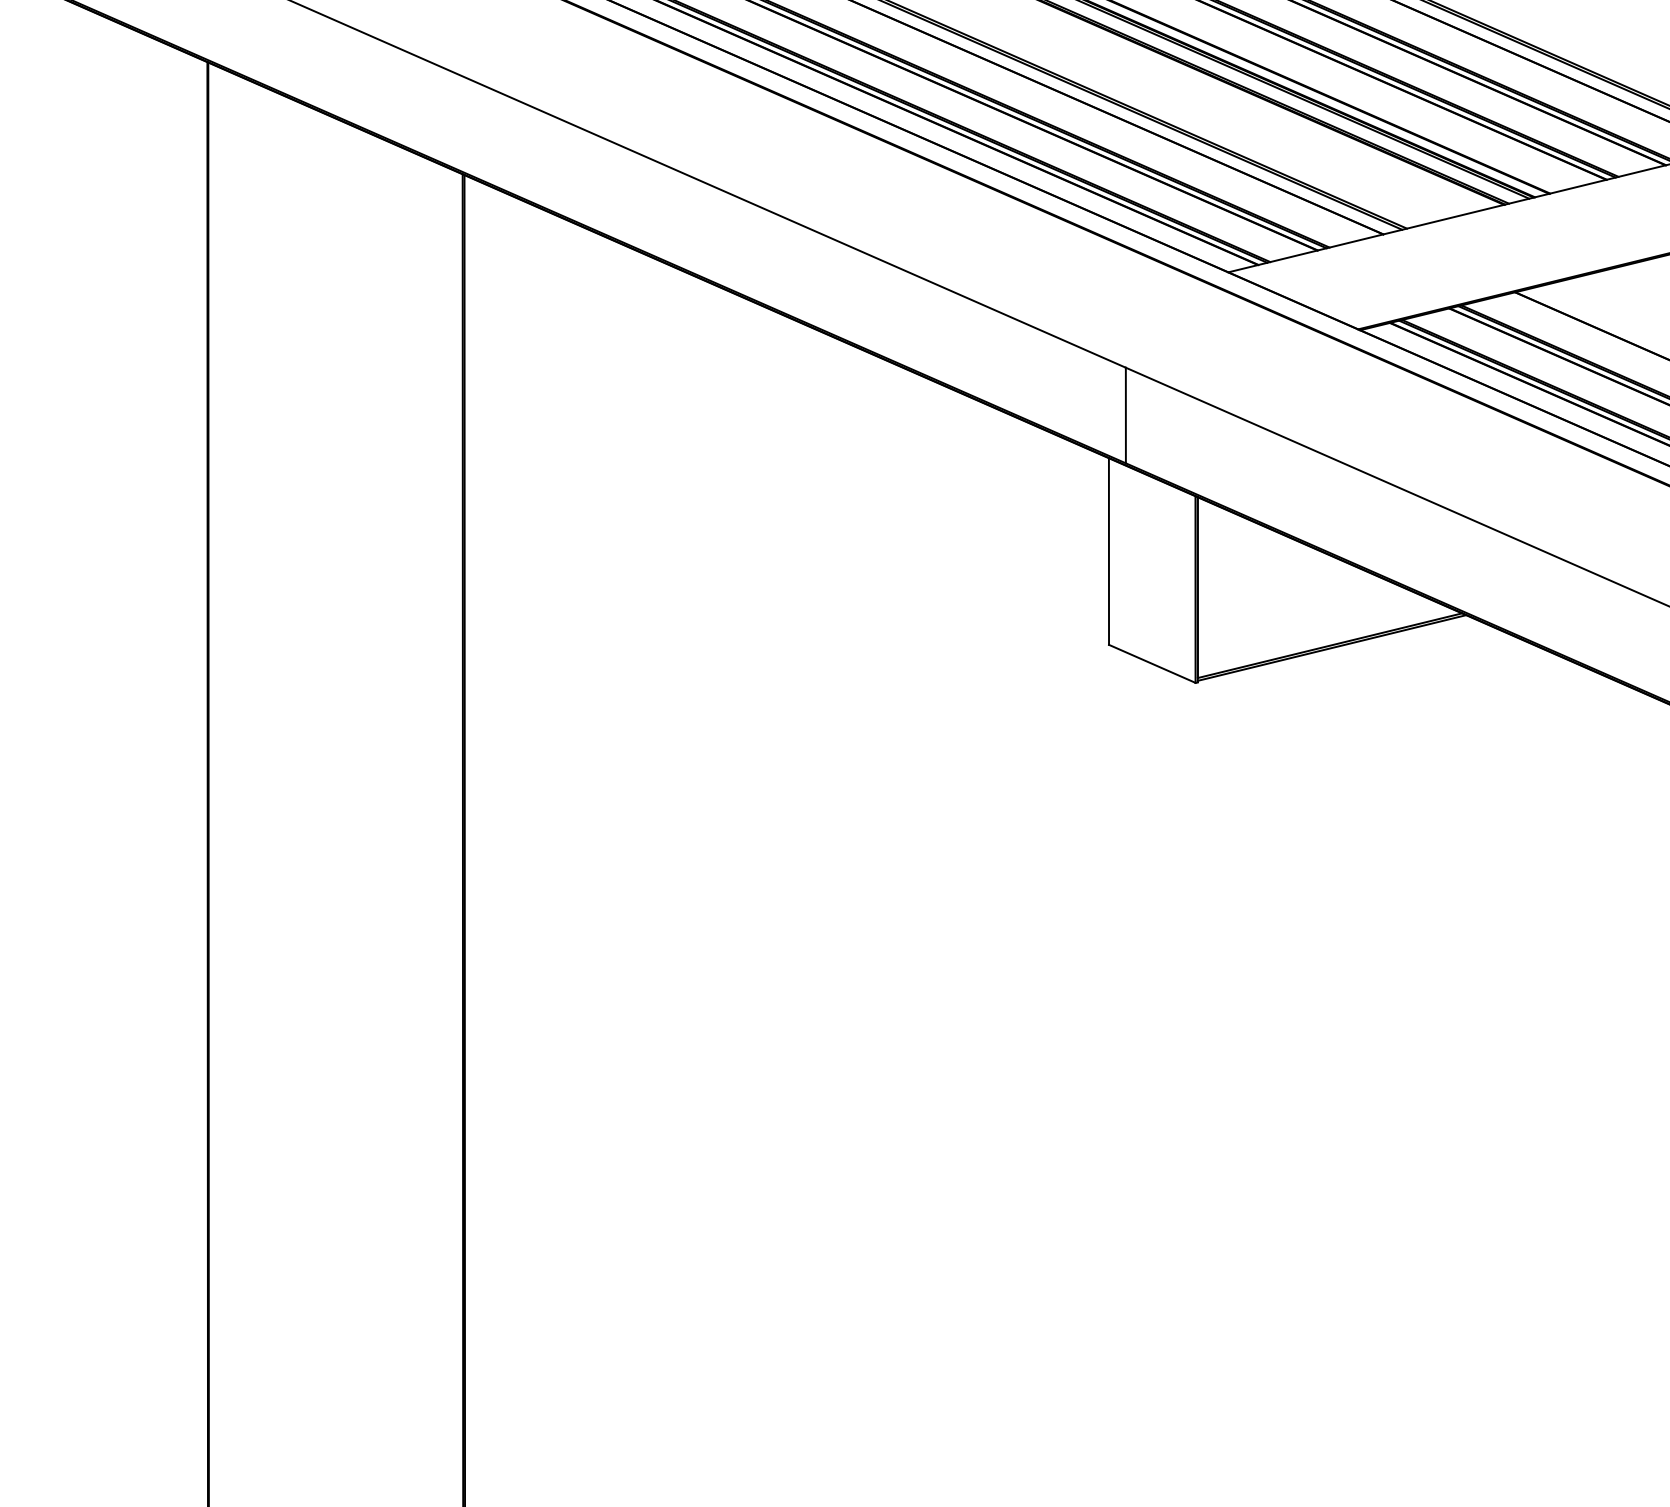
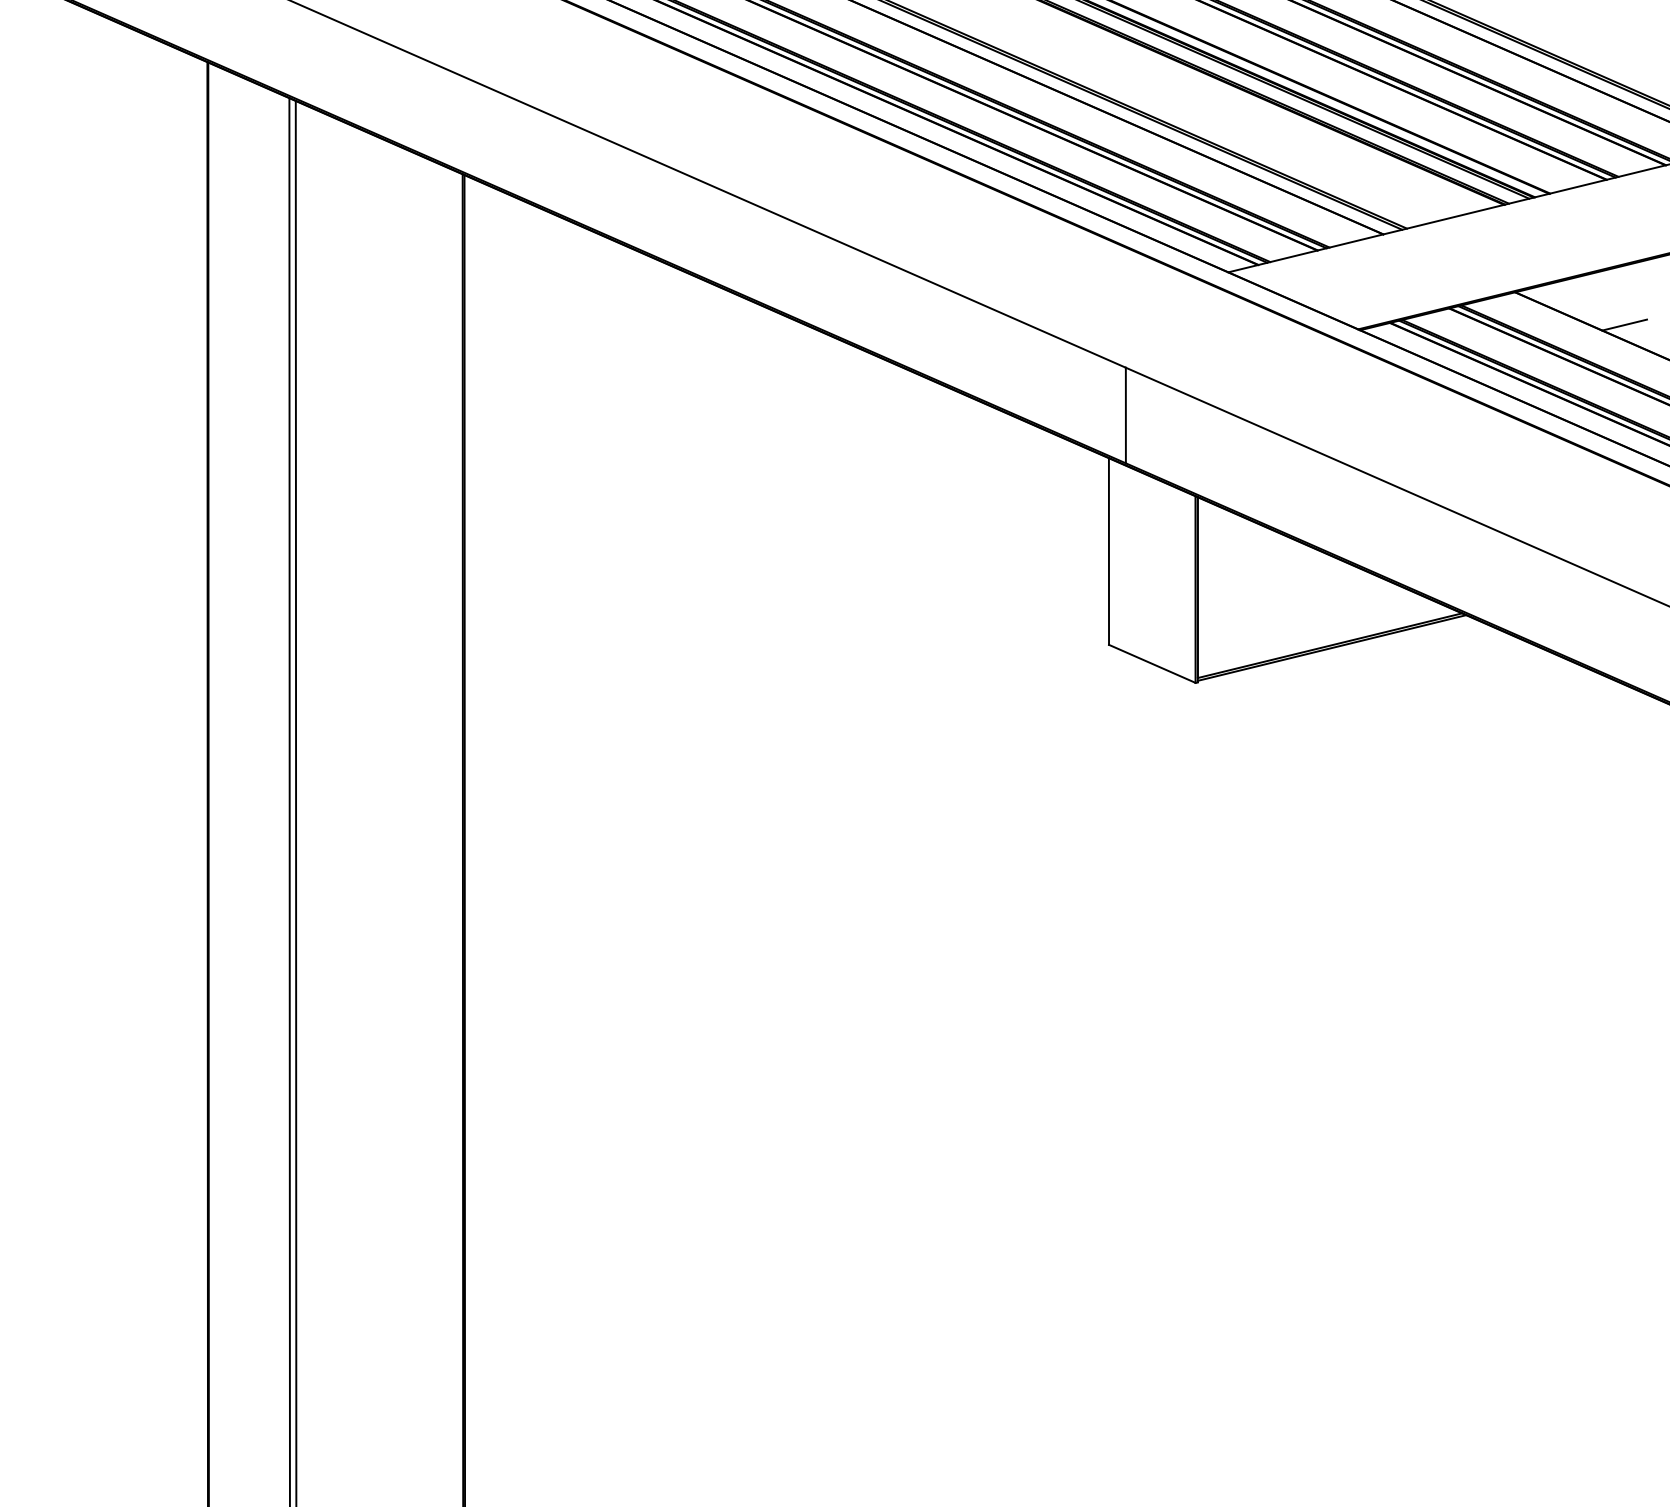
line: none -> present (1624, 324)
line: none -> present (289, 800)
line: none -> present (295, 802)
